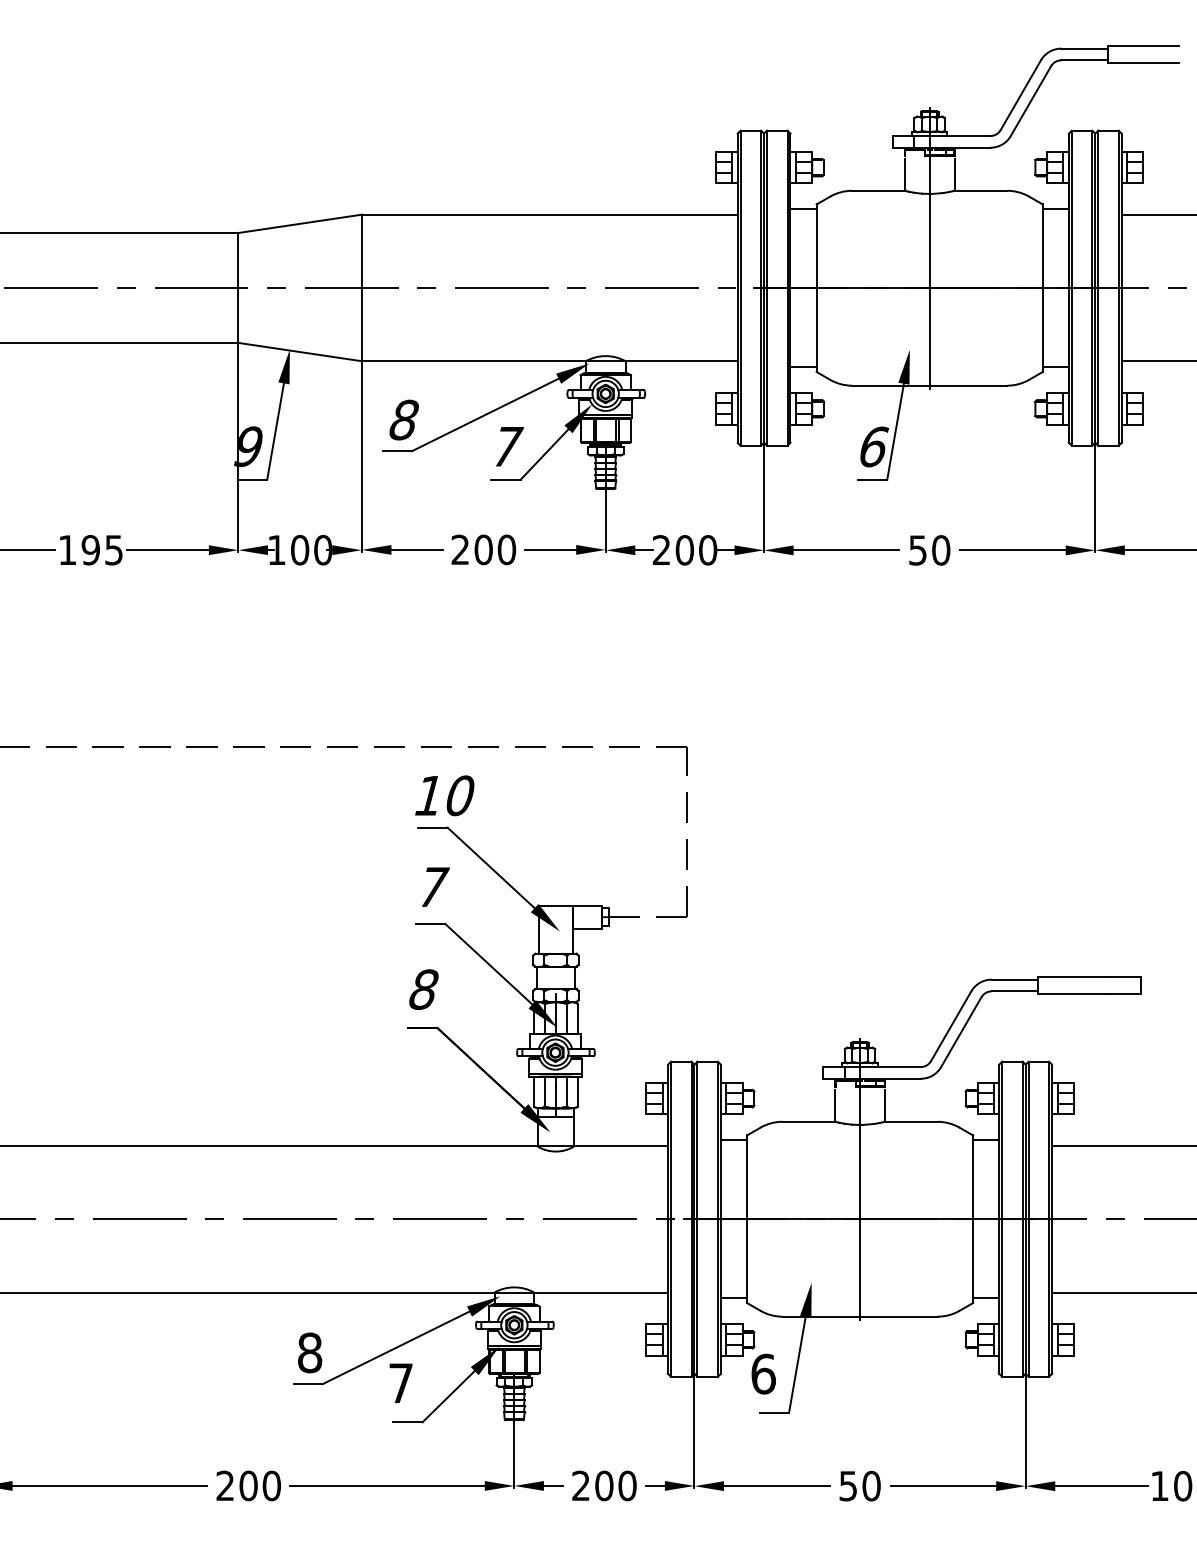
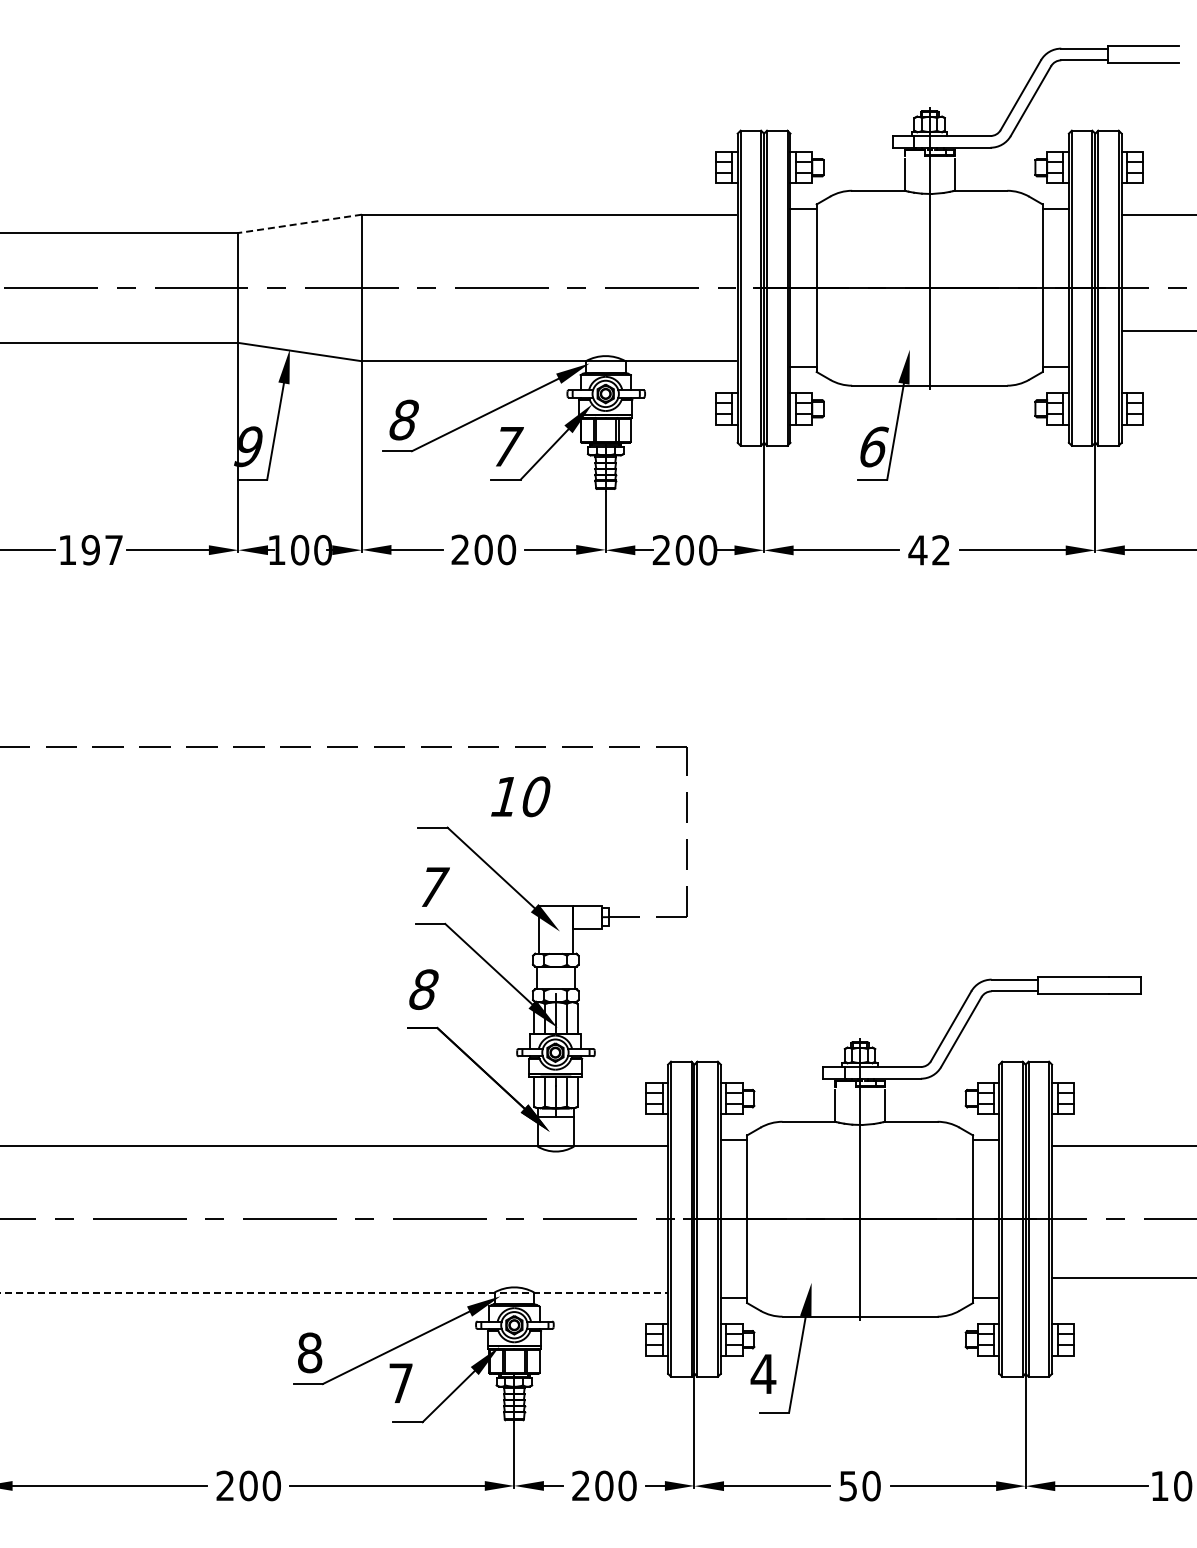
line: solid -> dashed (299, 223)
line position: (1157, 361) -> (1157, 331) (1157, 331)
text: 195 -> 197 (113, 550)
text: 50 -> 42 (929, 550)
text position: (444, 795) -> (520, 796) (520, 796)
line: solid -> dashed (334, 1292)
line position: (1122, 1292) -> (1122, 1277) (1122, 1277)
text: 6 -> 4 (763, 1373)
